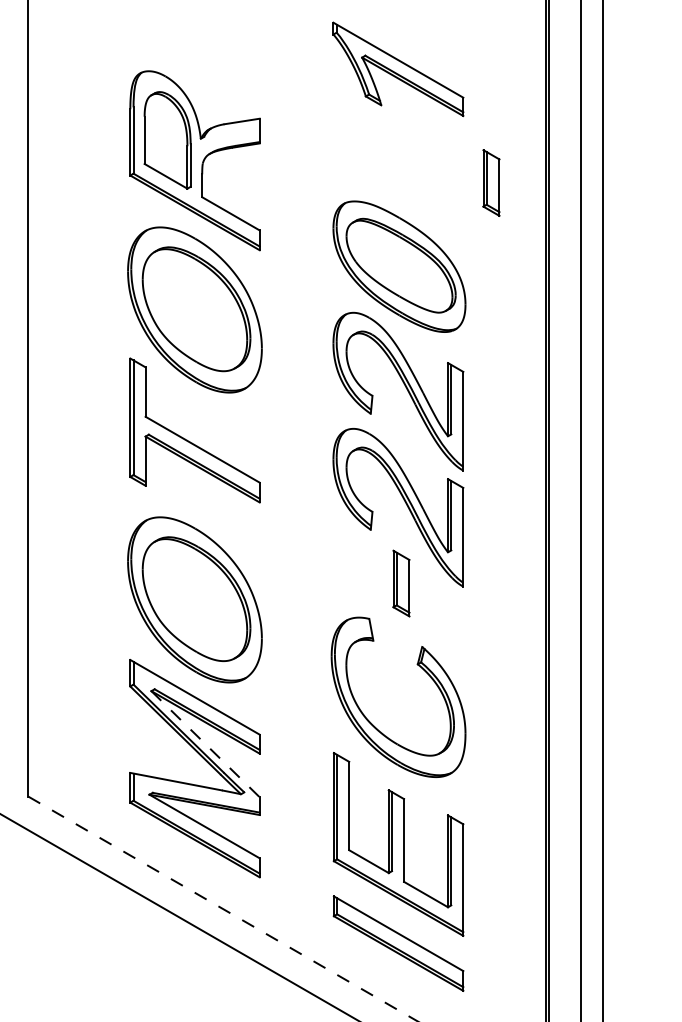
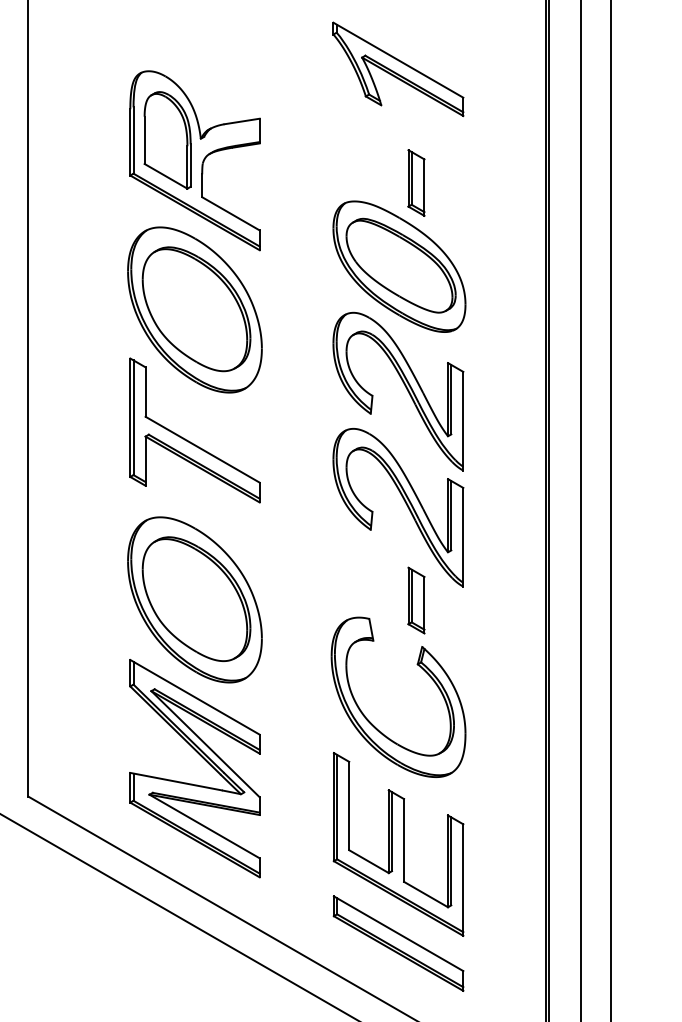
part position: (491, 182) -> (416, 182) (416, 182)
line position: (602, 510) -> (610, 510) (610, 510)
part position: (401, 583) -> (416, 600) (416, 600)
line: dashed -> solid (205, 744)
line: dashed -> solid (223, 909)
